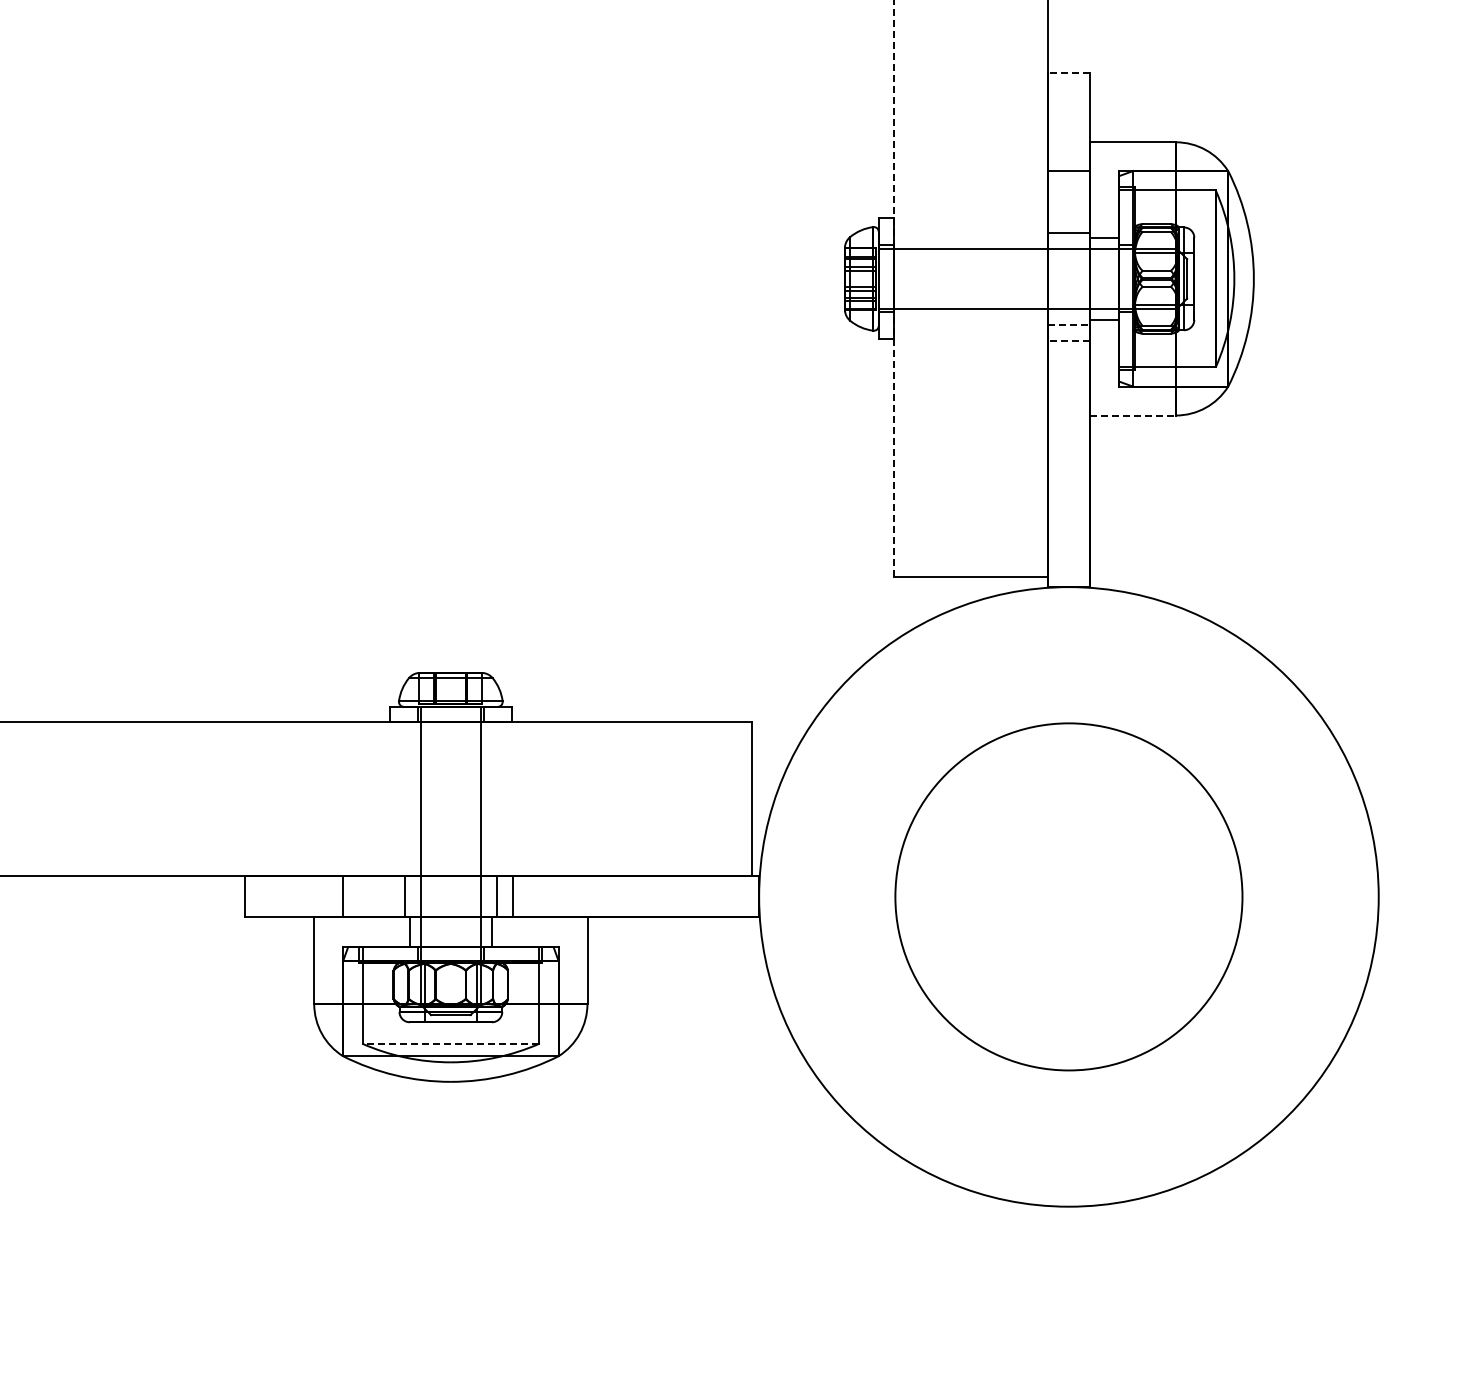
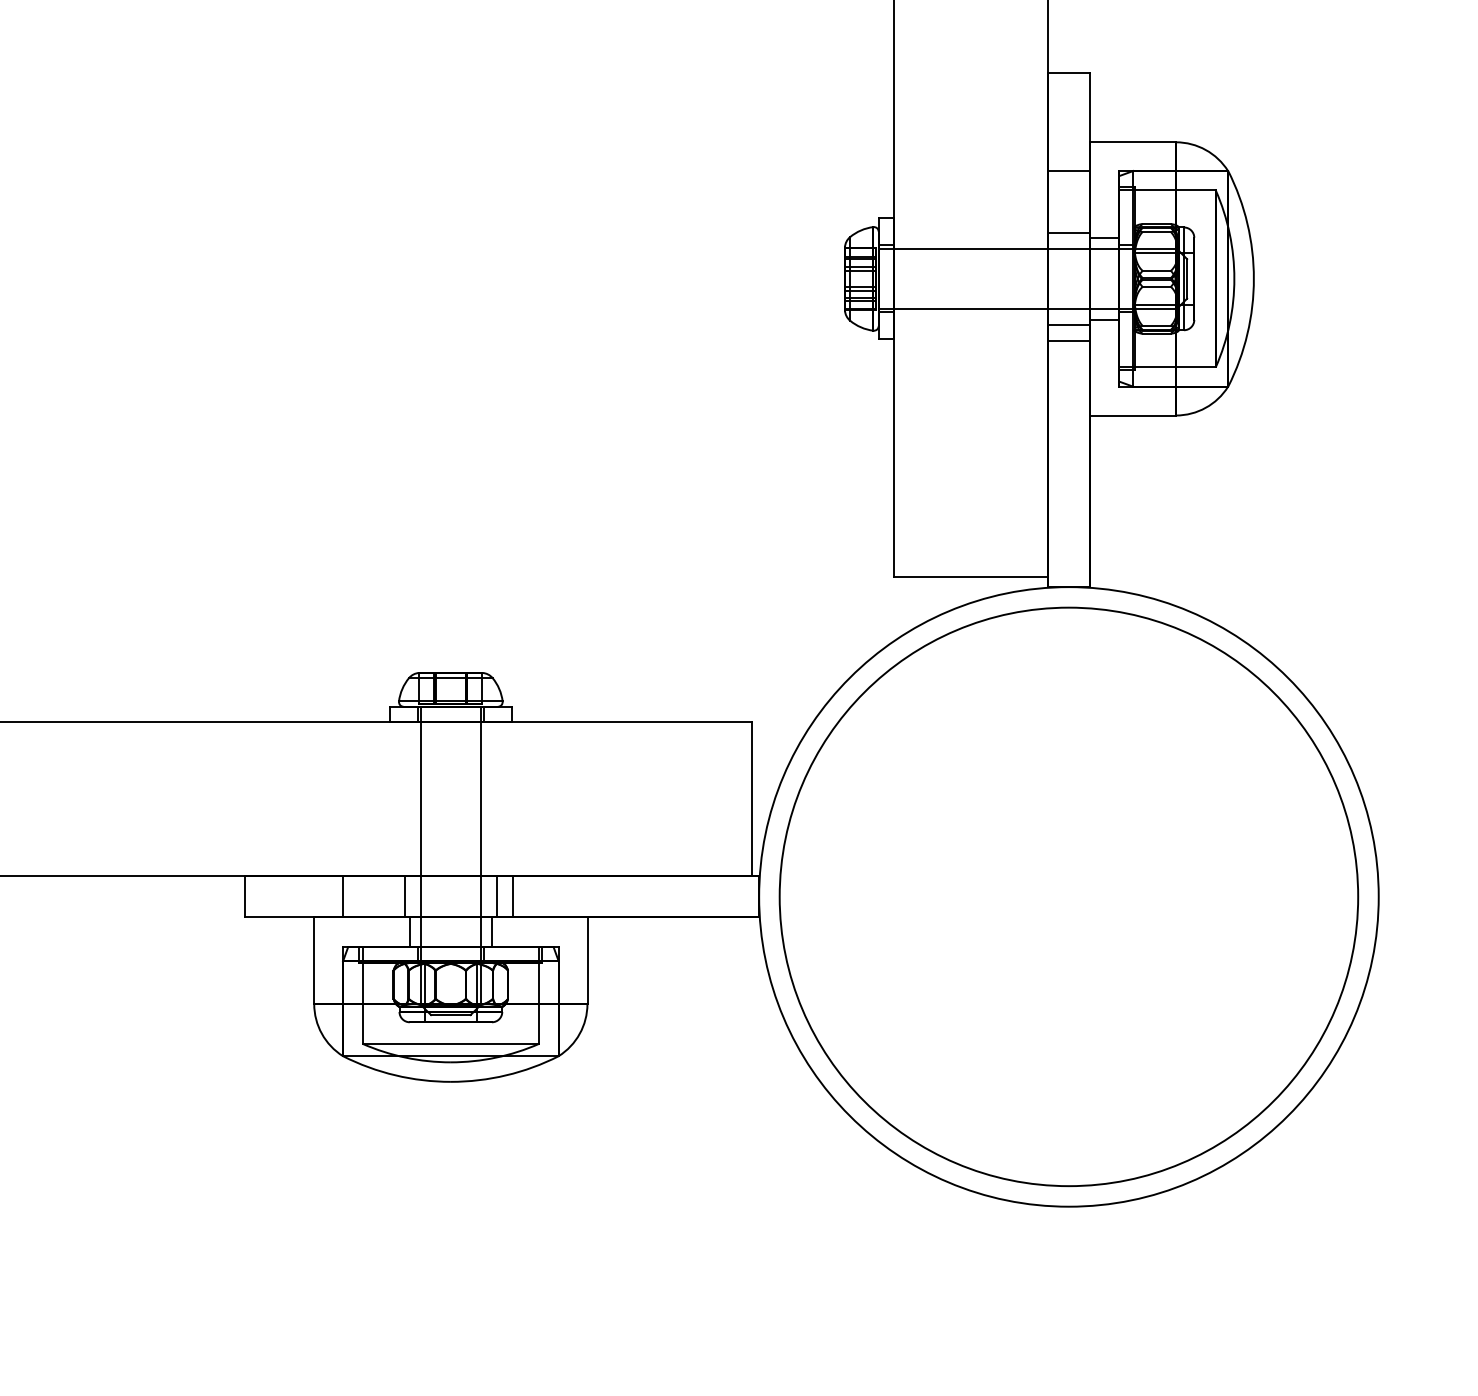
line: dashed -> solid (1068, 73)
line: dashed -> solid (894, 288)
line: dashed -> solid (1068, 325)
line: dashed -> solid (1068, 340)
line: dashed -> solid (1133, 415)
circle diameter: 347 px -> 578 px (1068, 896)
line: dashed -> solid (450, 1043)
